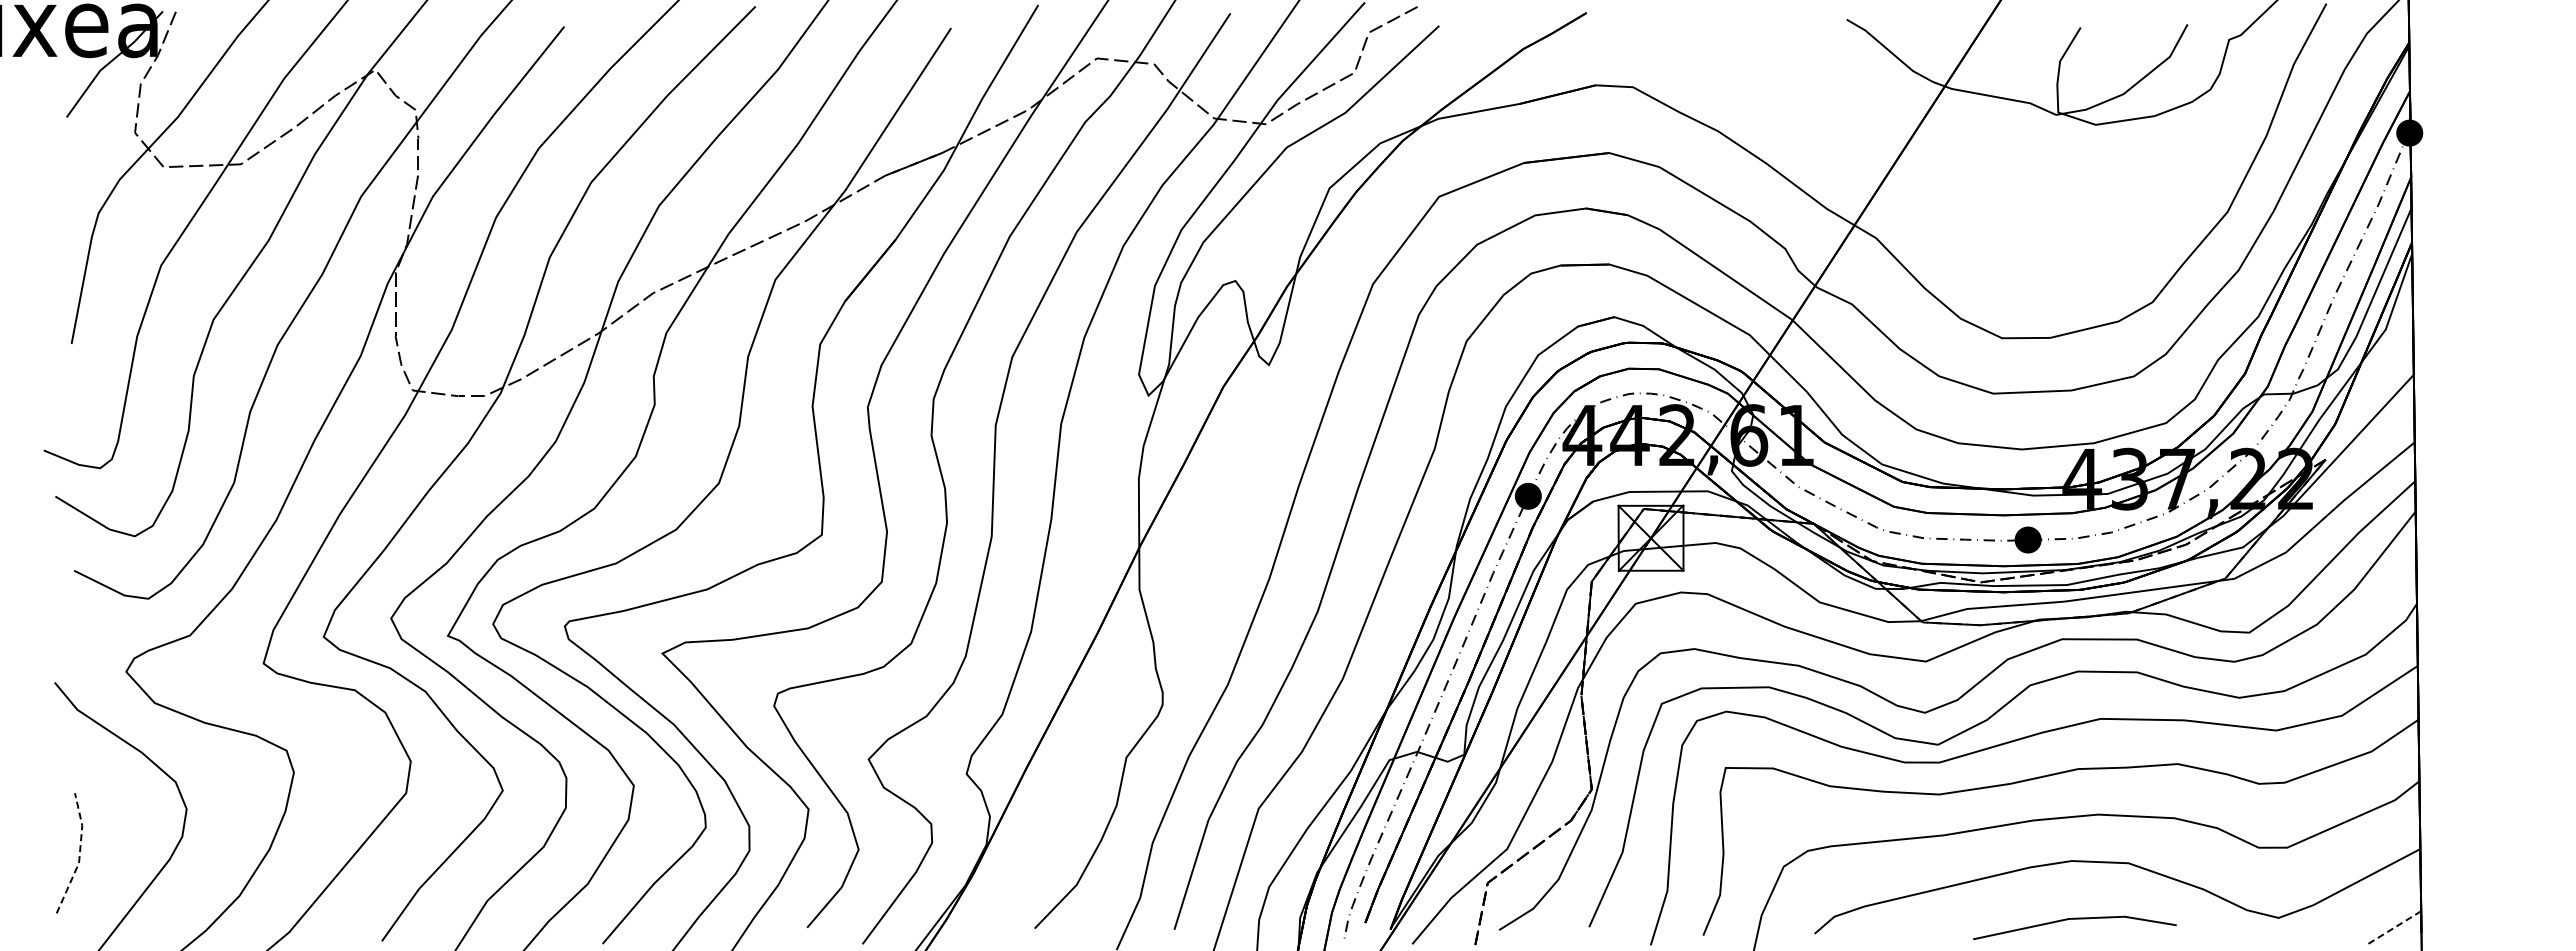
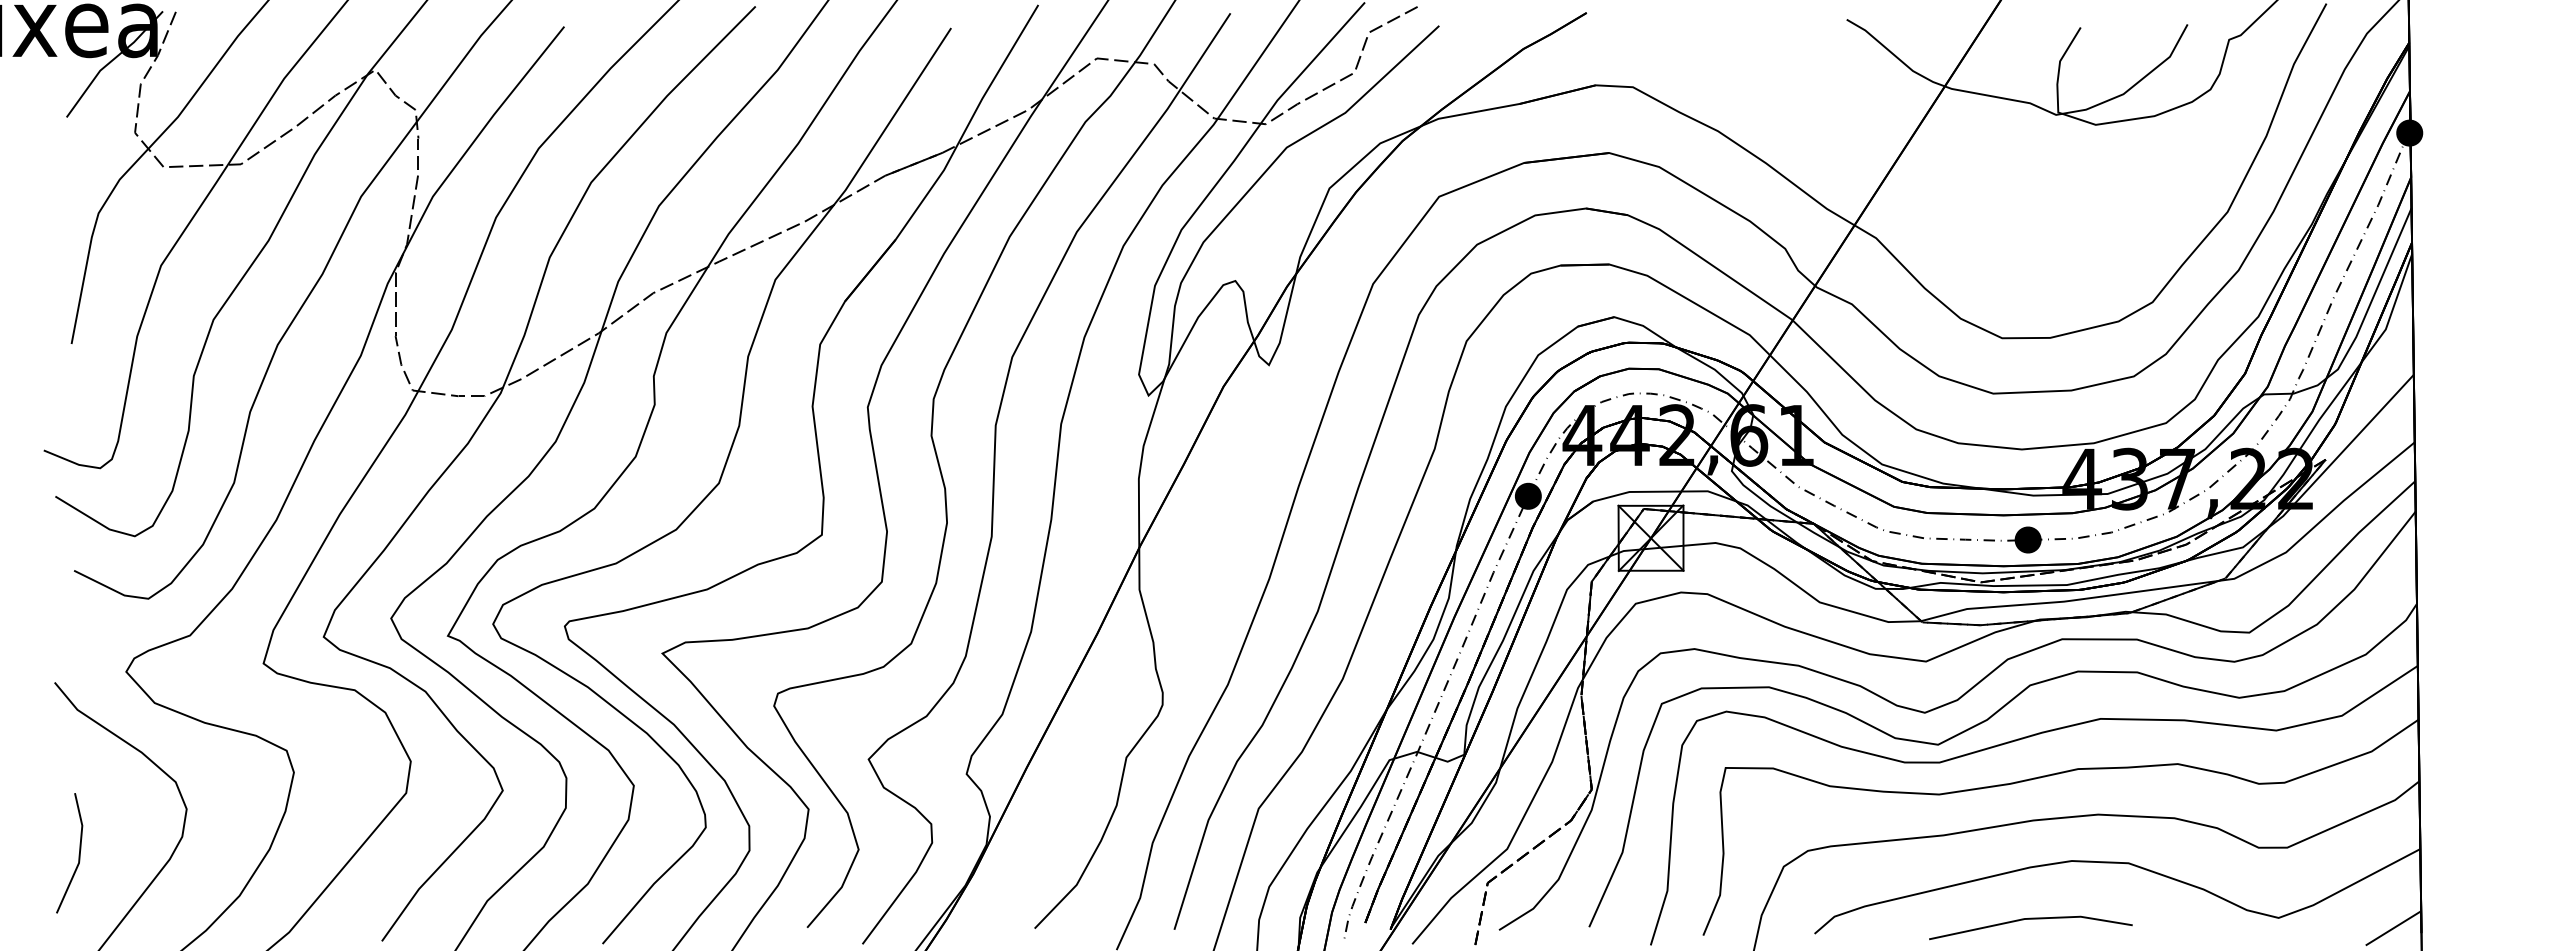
line: dashed -> solid (79, 855)
line position: (2074, 919) -> (2030, 919) (2030, 919)
line: dashed -> solid (2393, 928)
